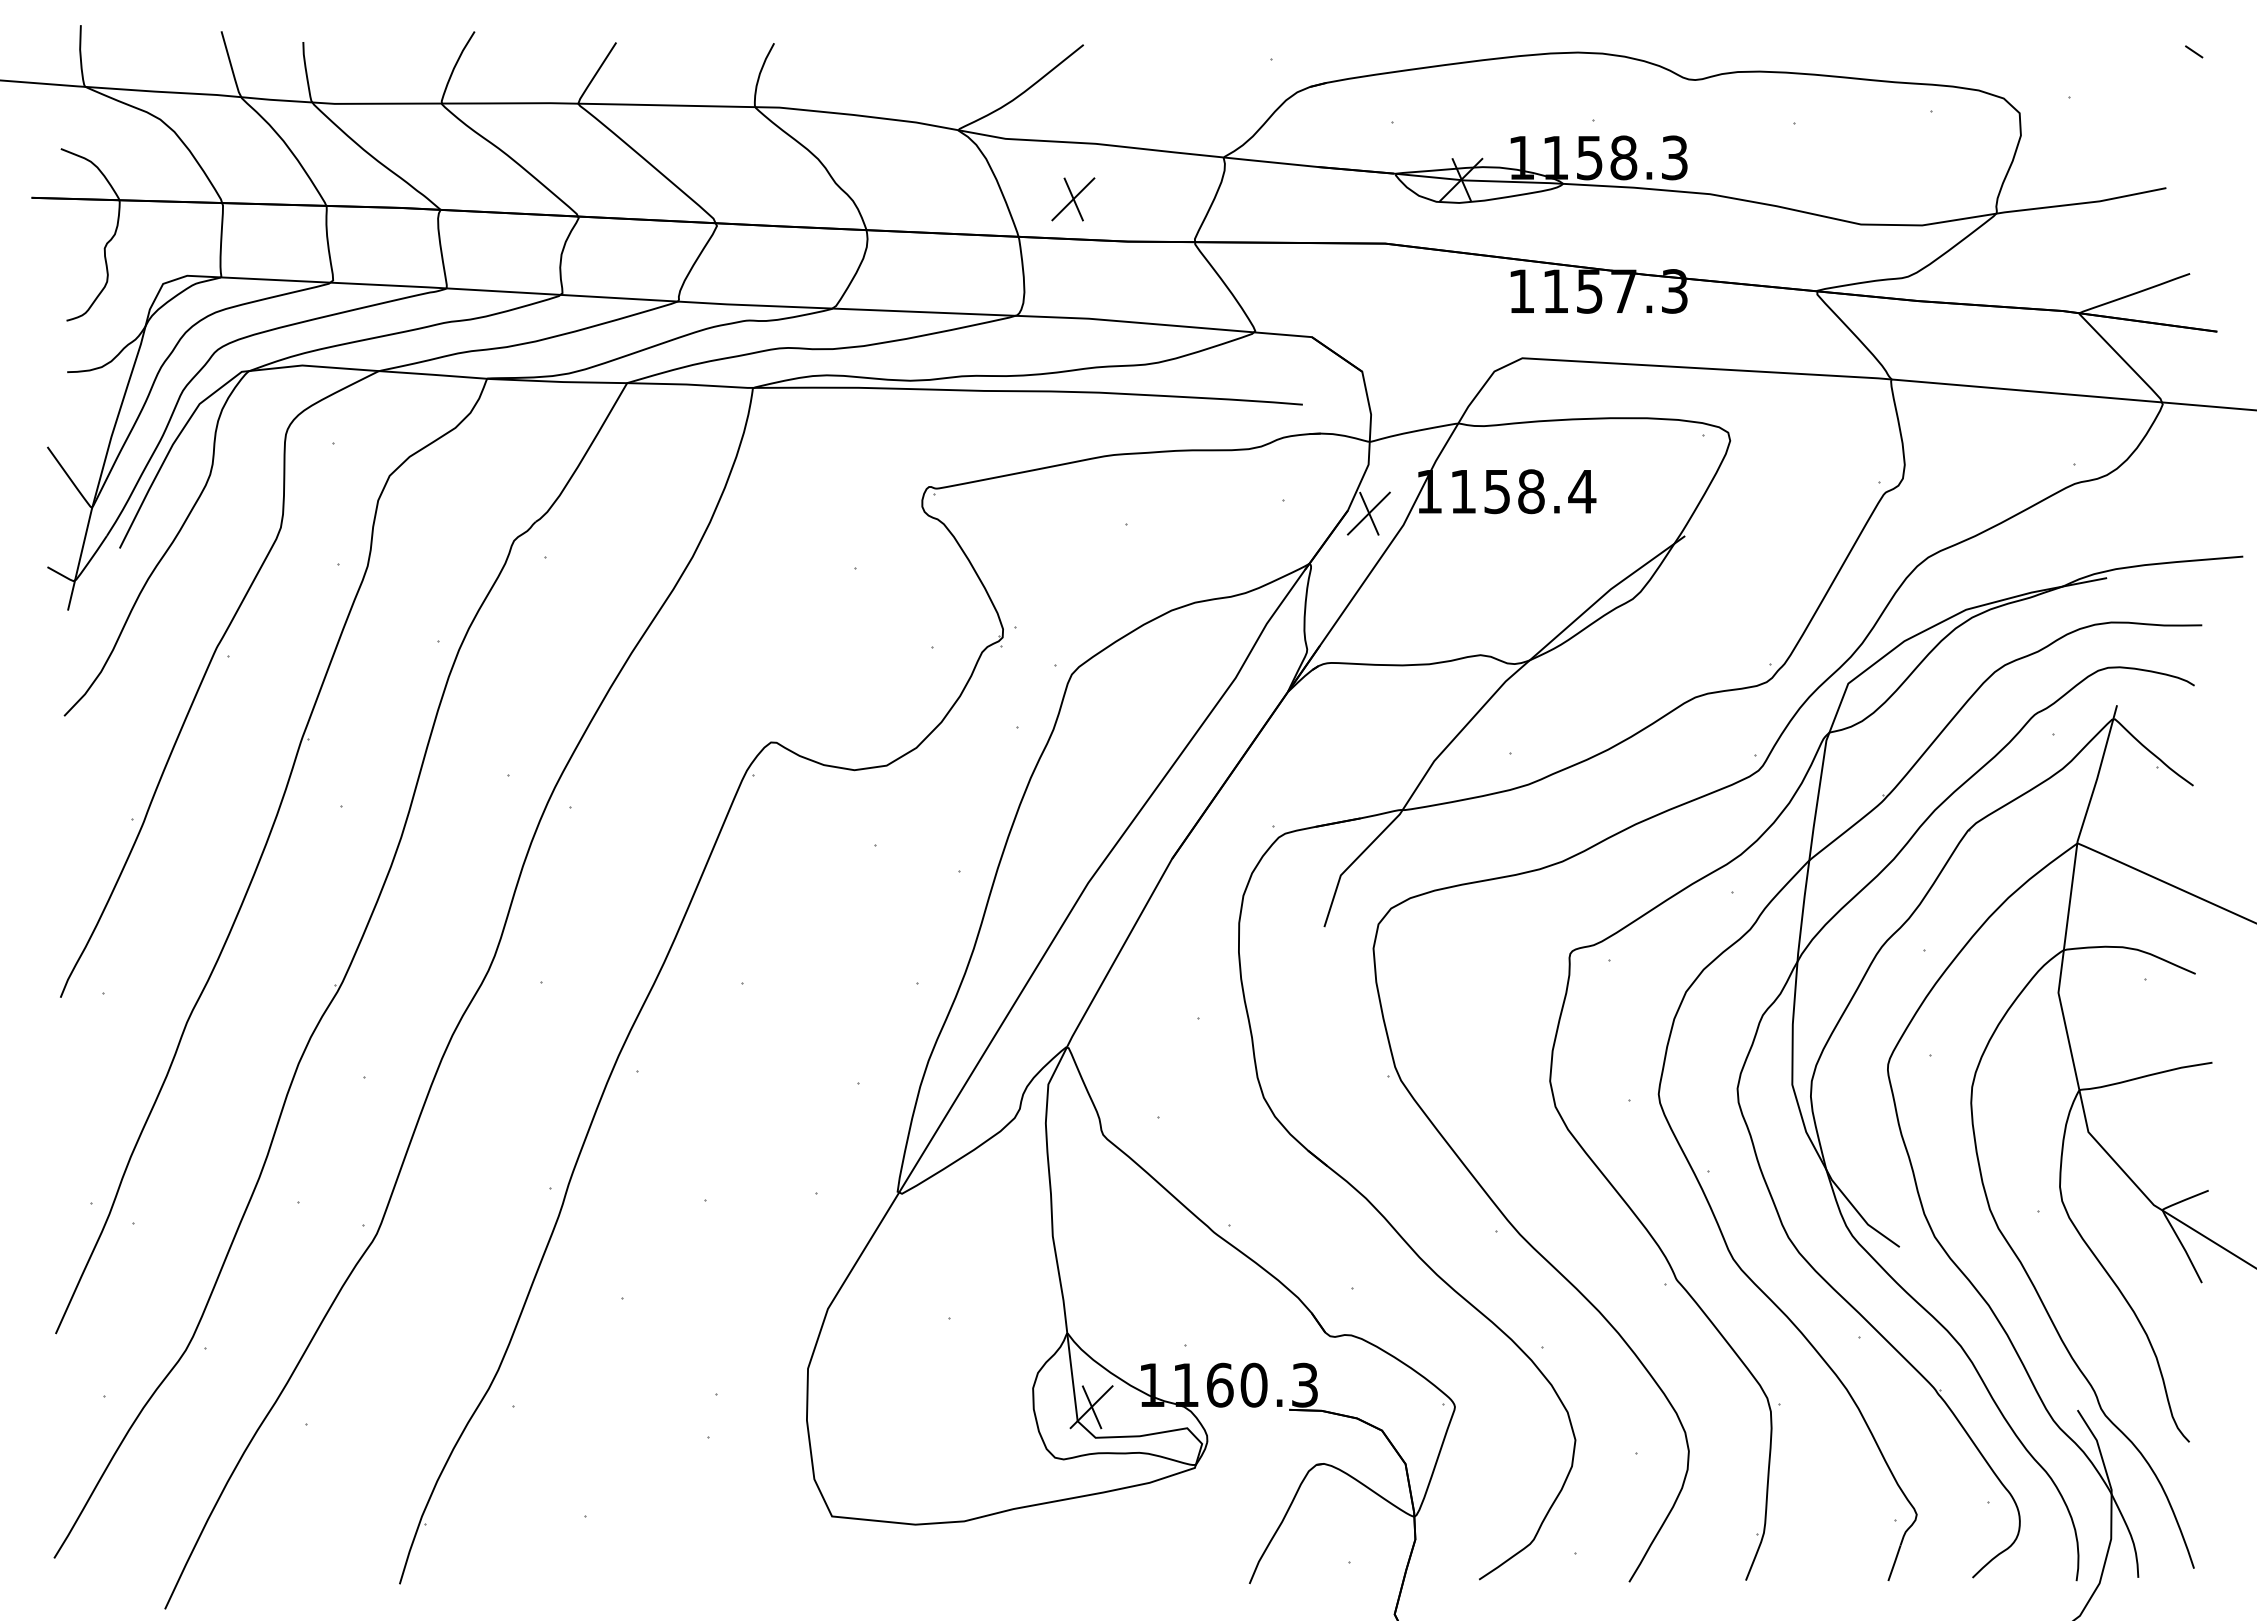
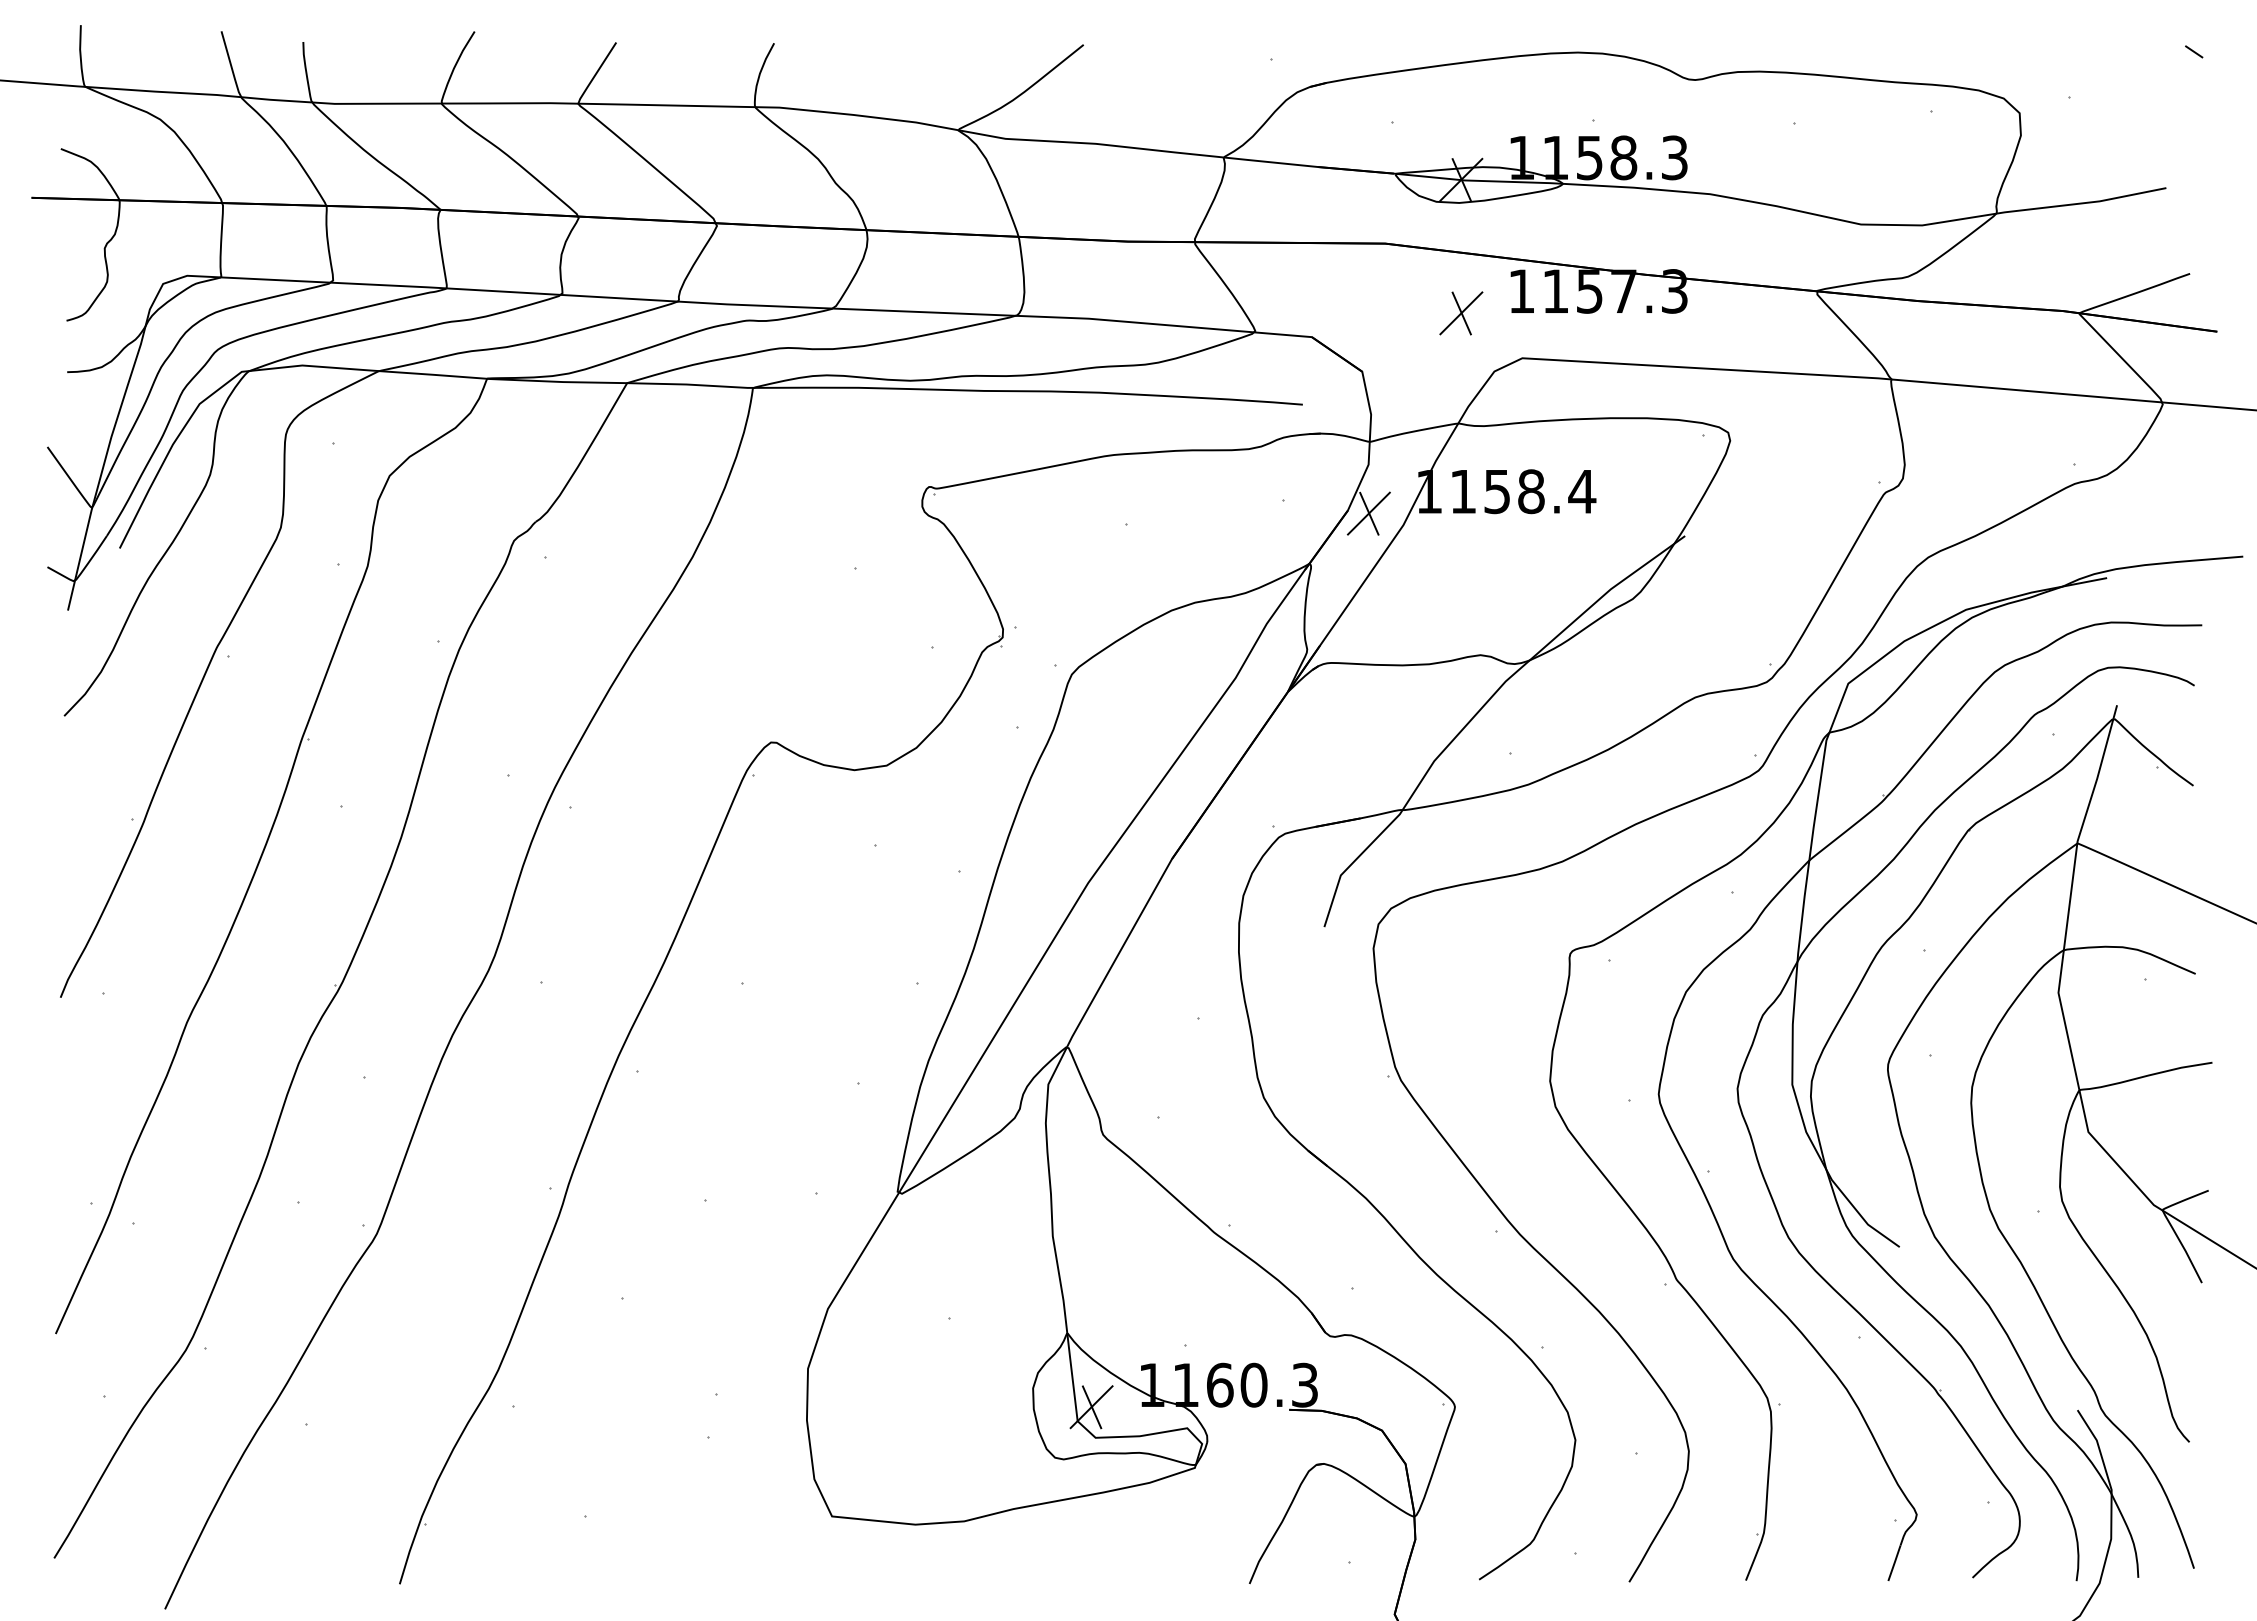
part position: (1073, 199) -> (1461, 313) (1461, 313)
